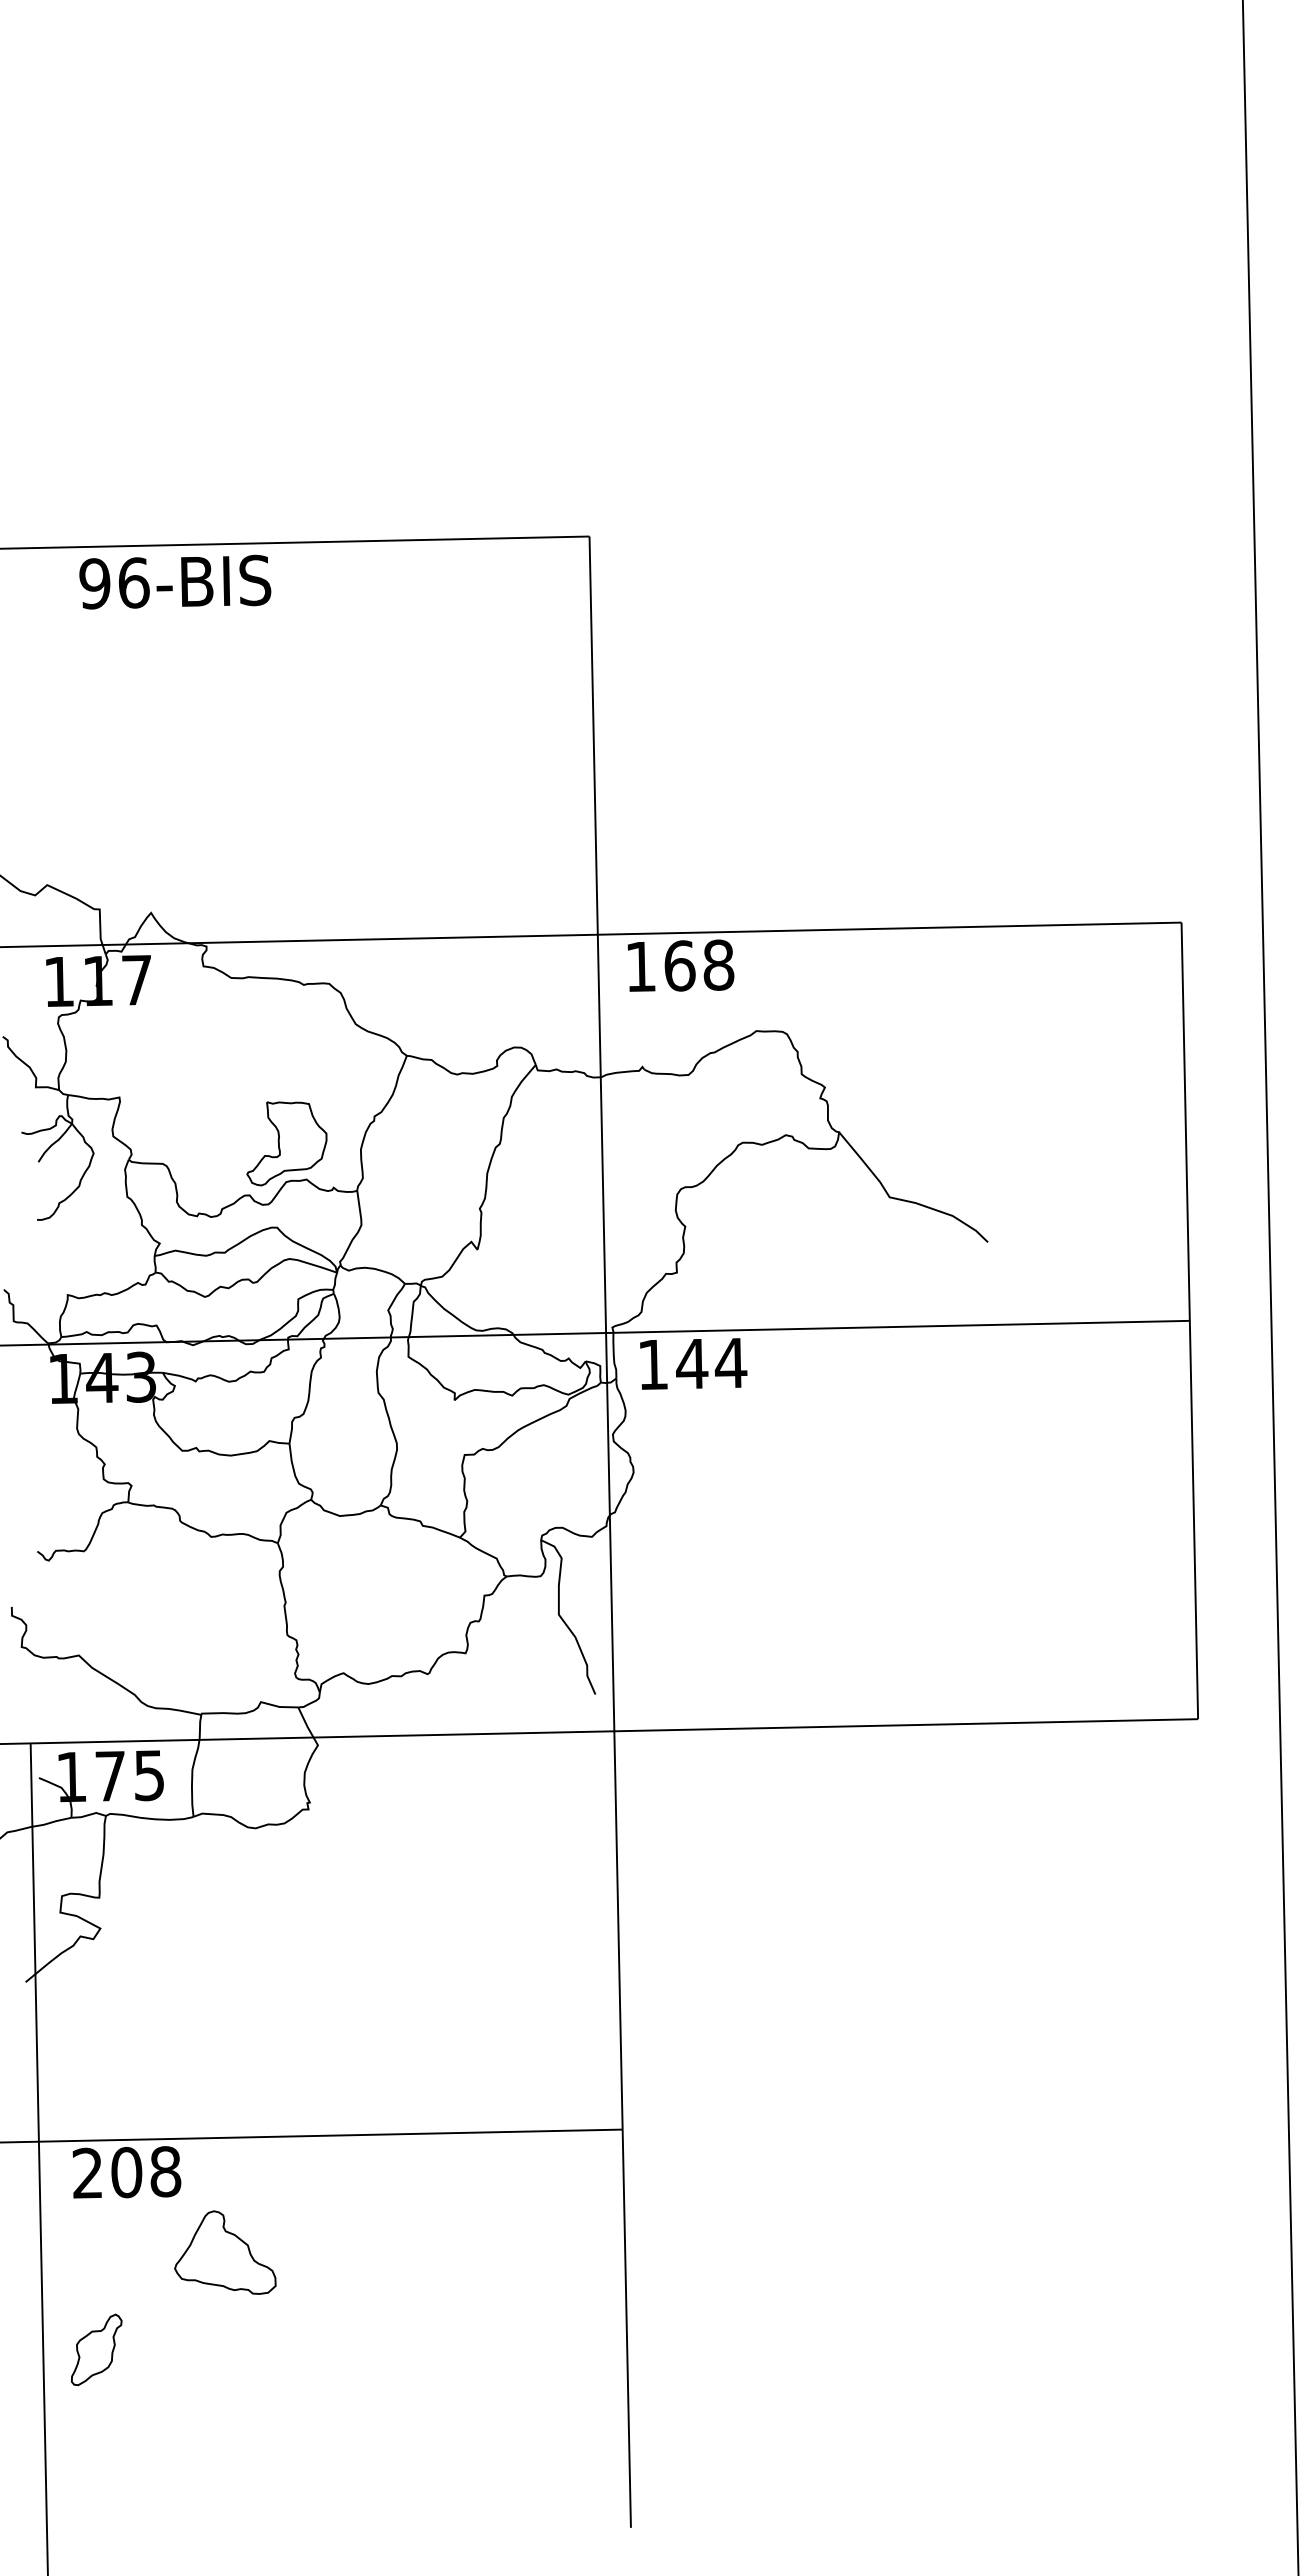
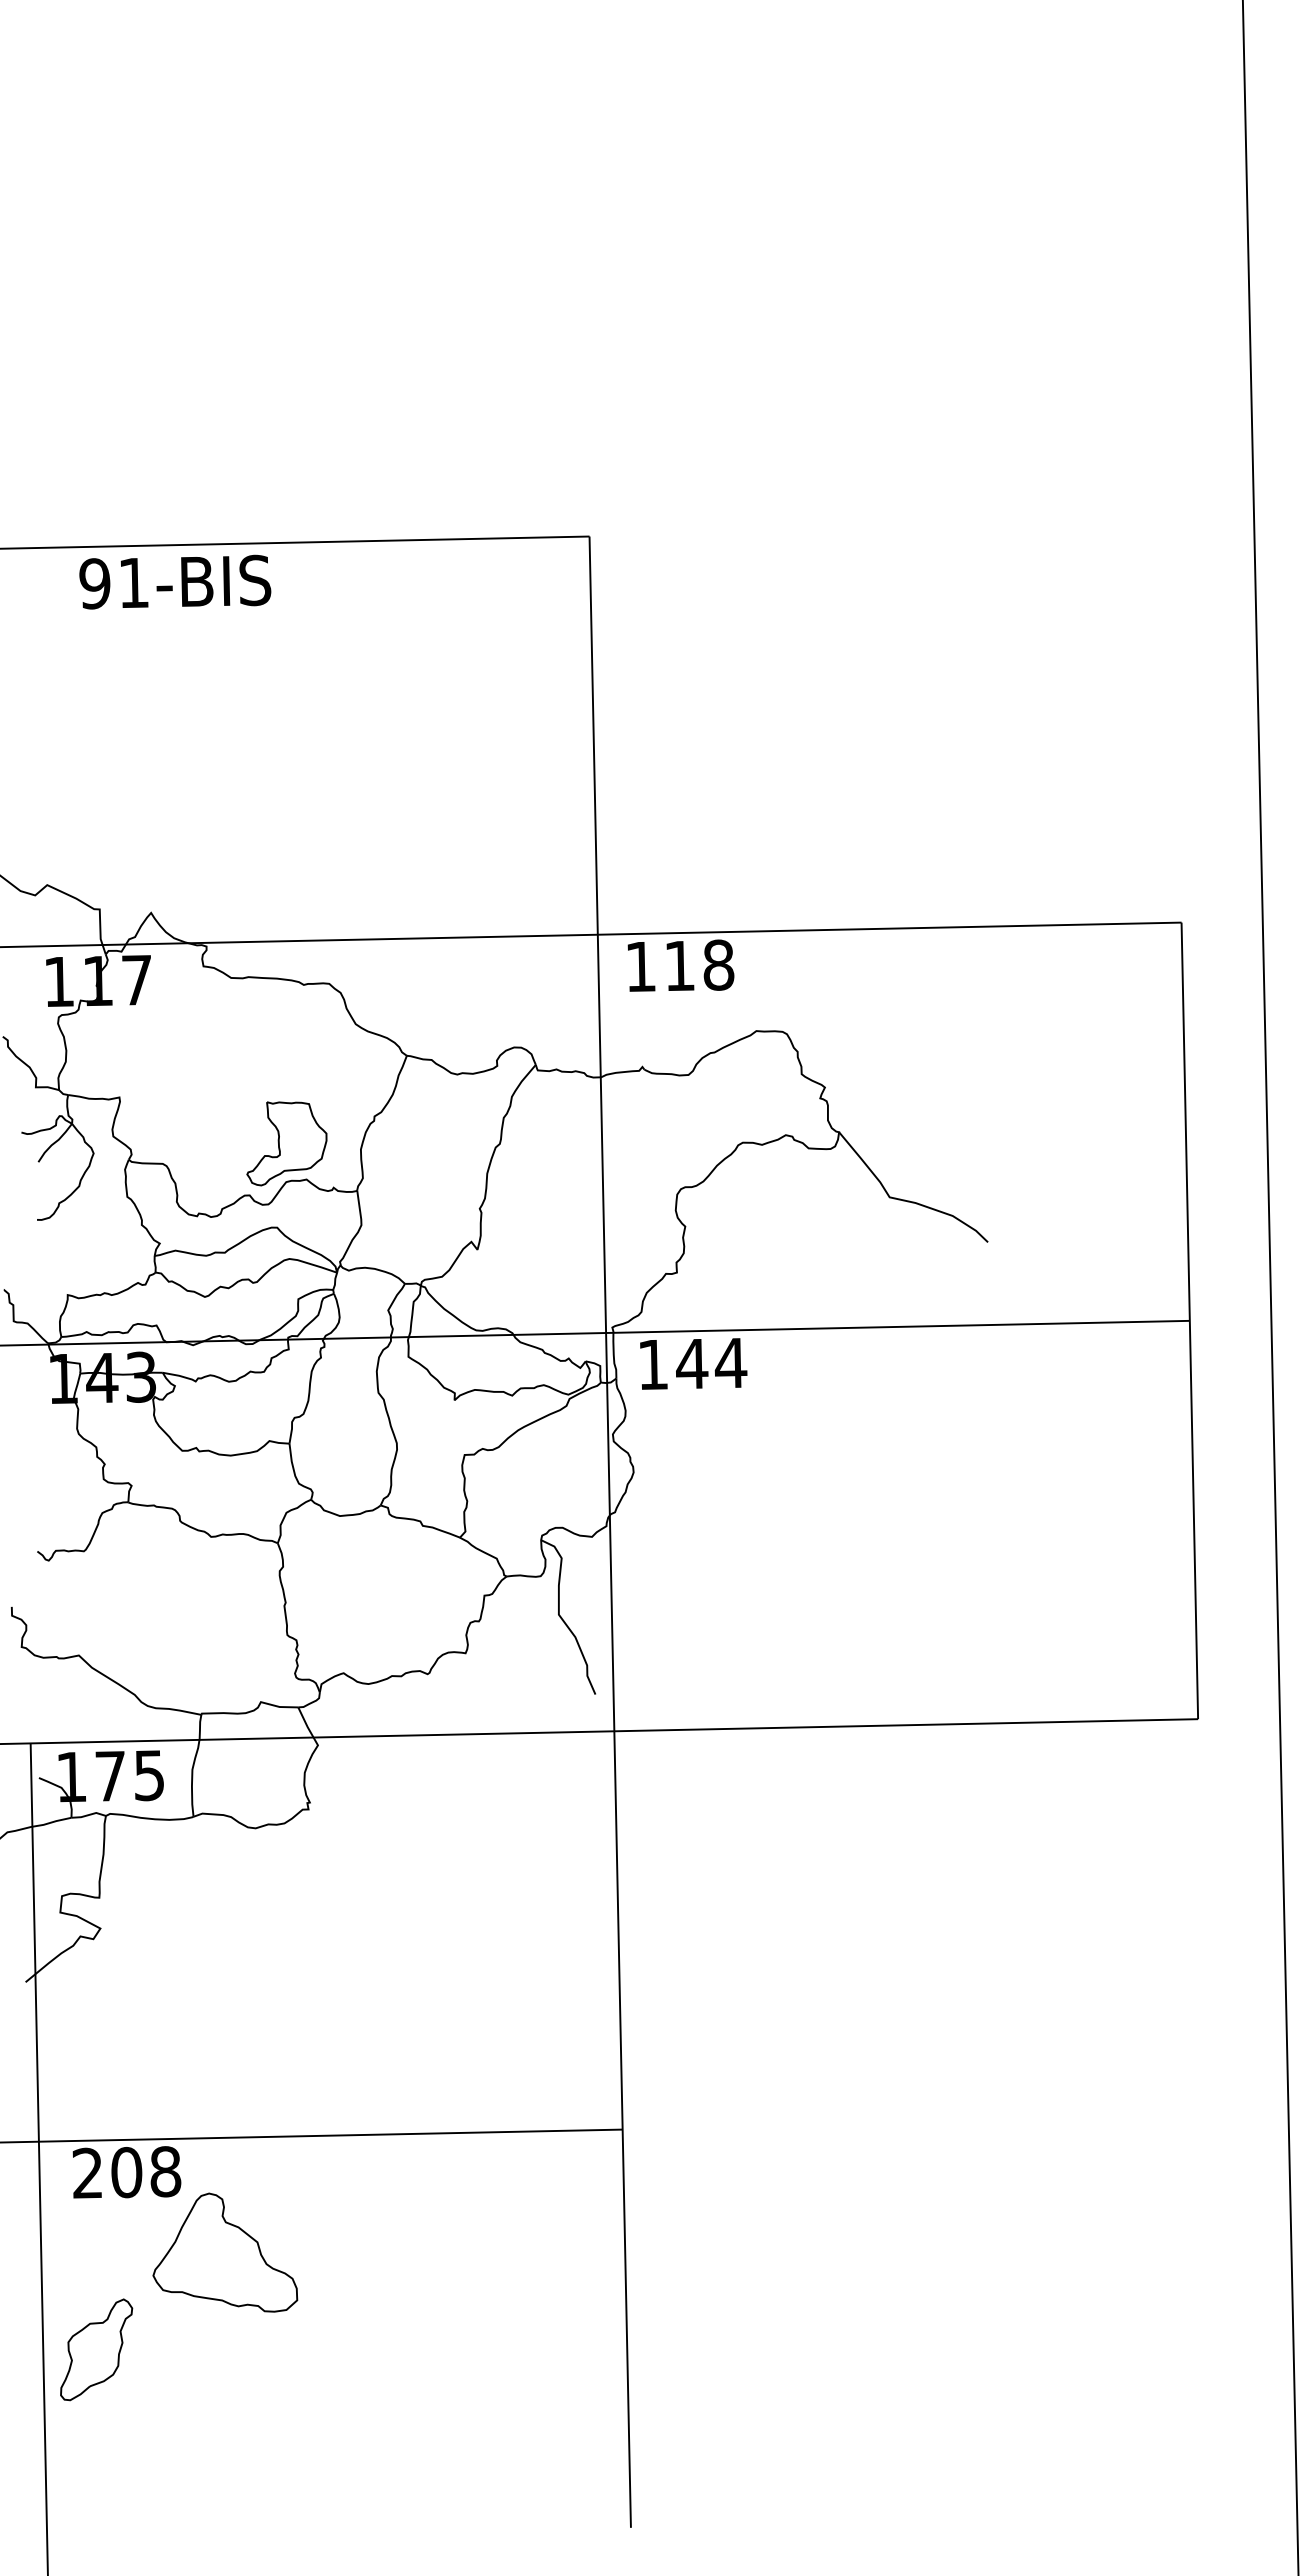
text: 96-BIS -> 91-BIS (134, 582)
text: 168 -> 118 (679, 965)
part size: 103x85 px -> 147x121 px (225, 2252)
part size: 53x73 px -> 74x104 px (96, 2349)
